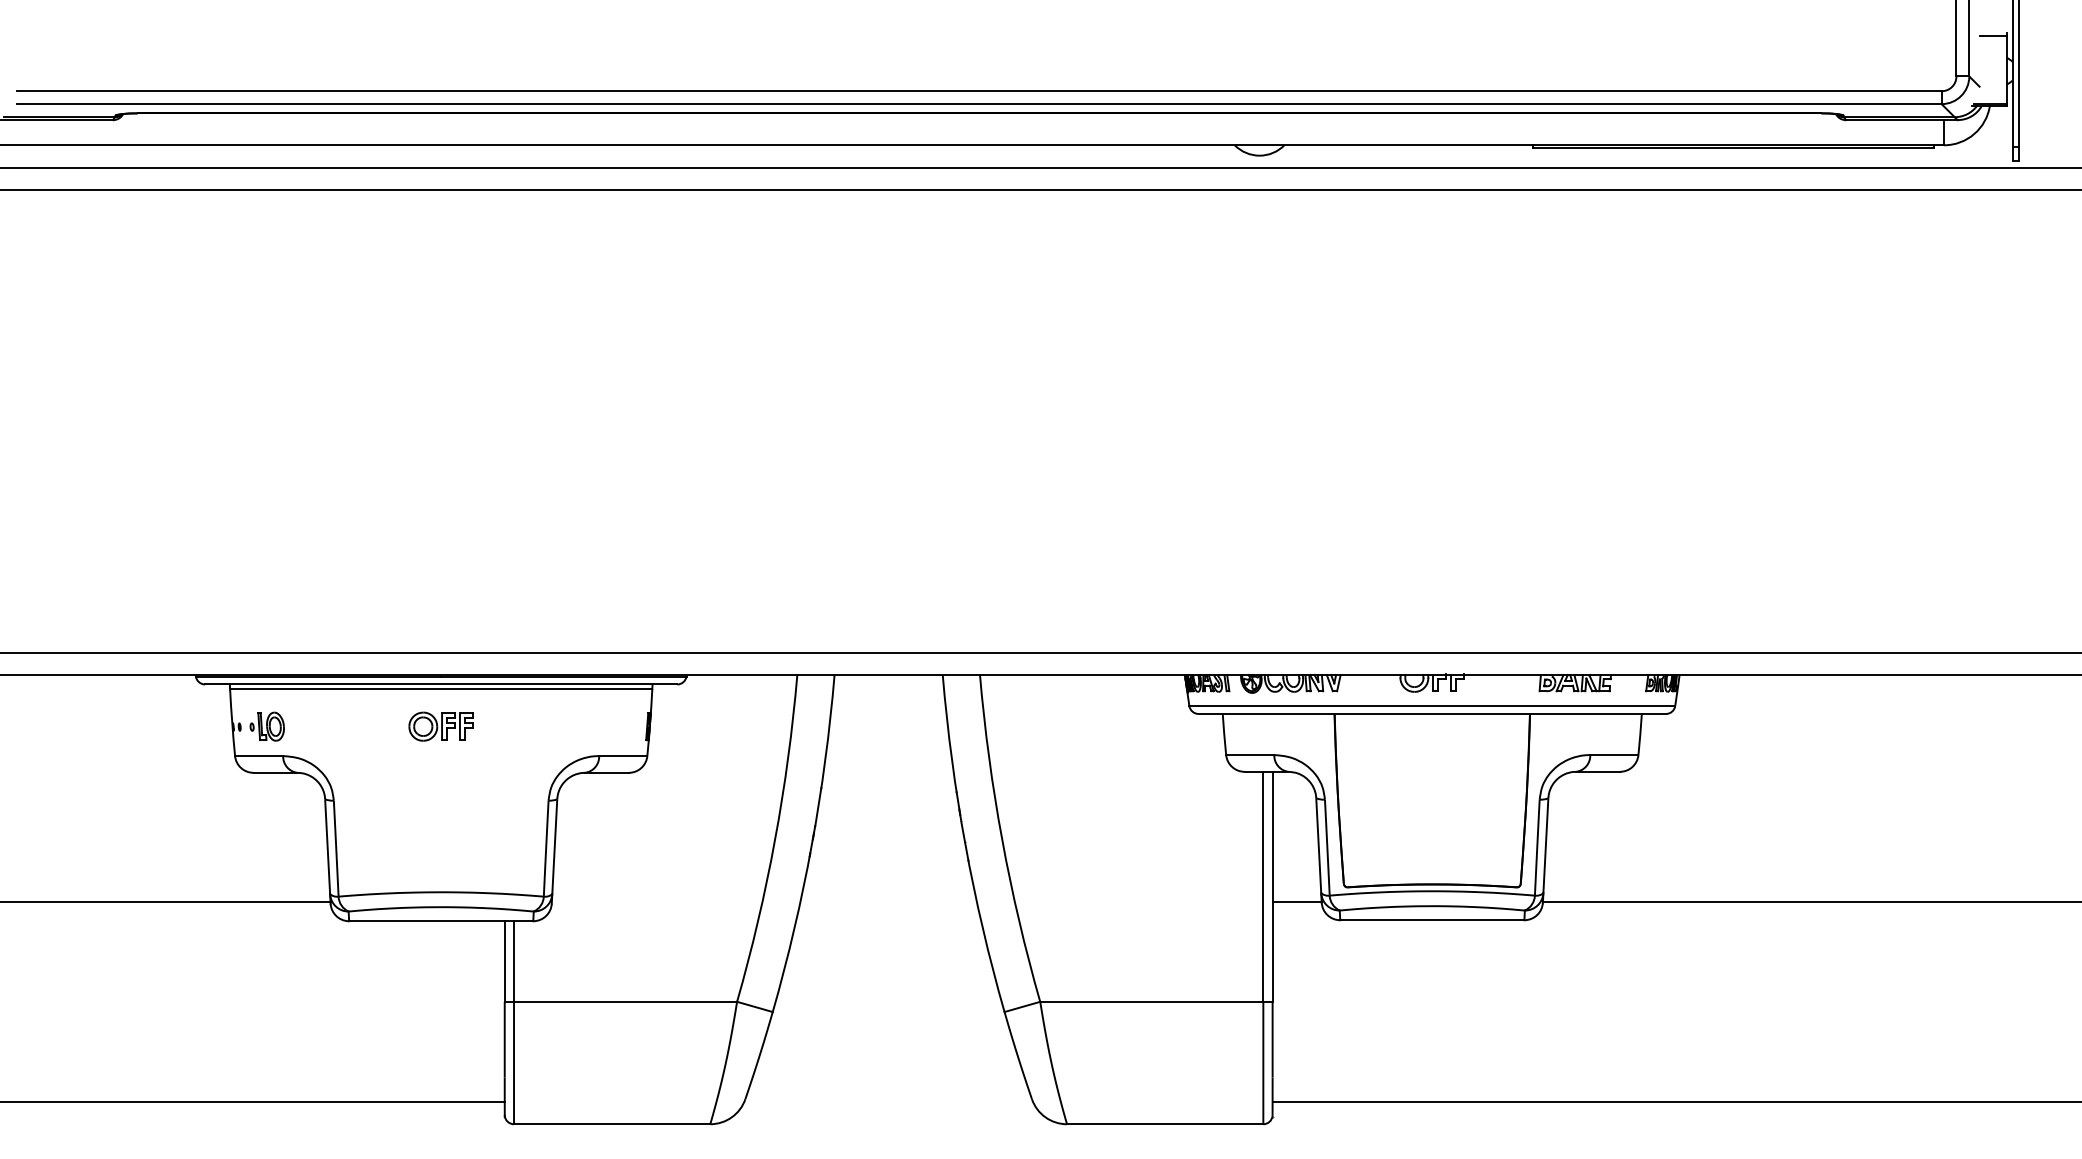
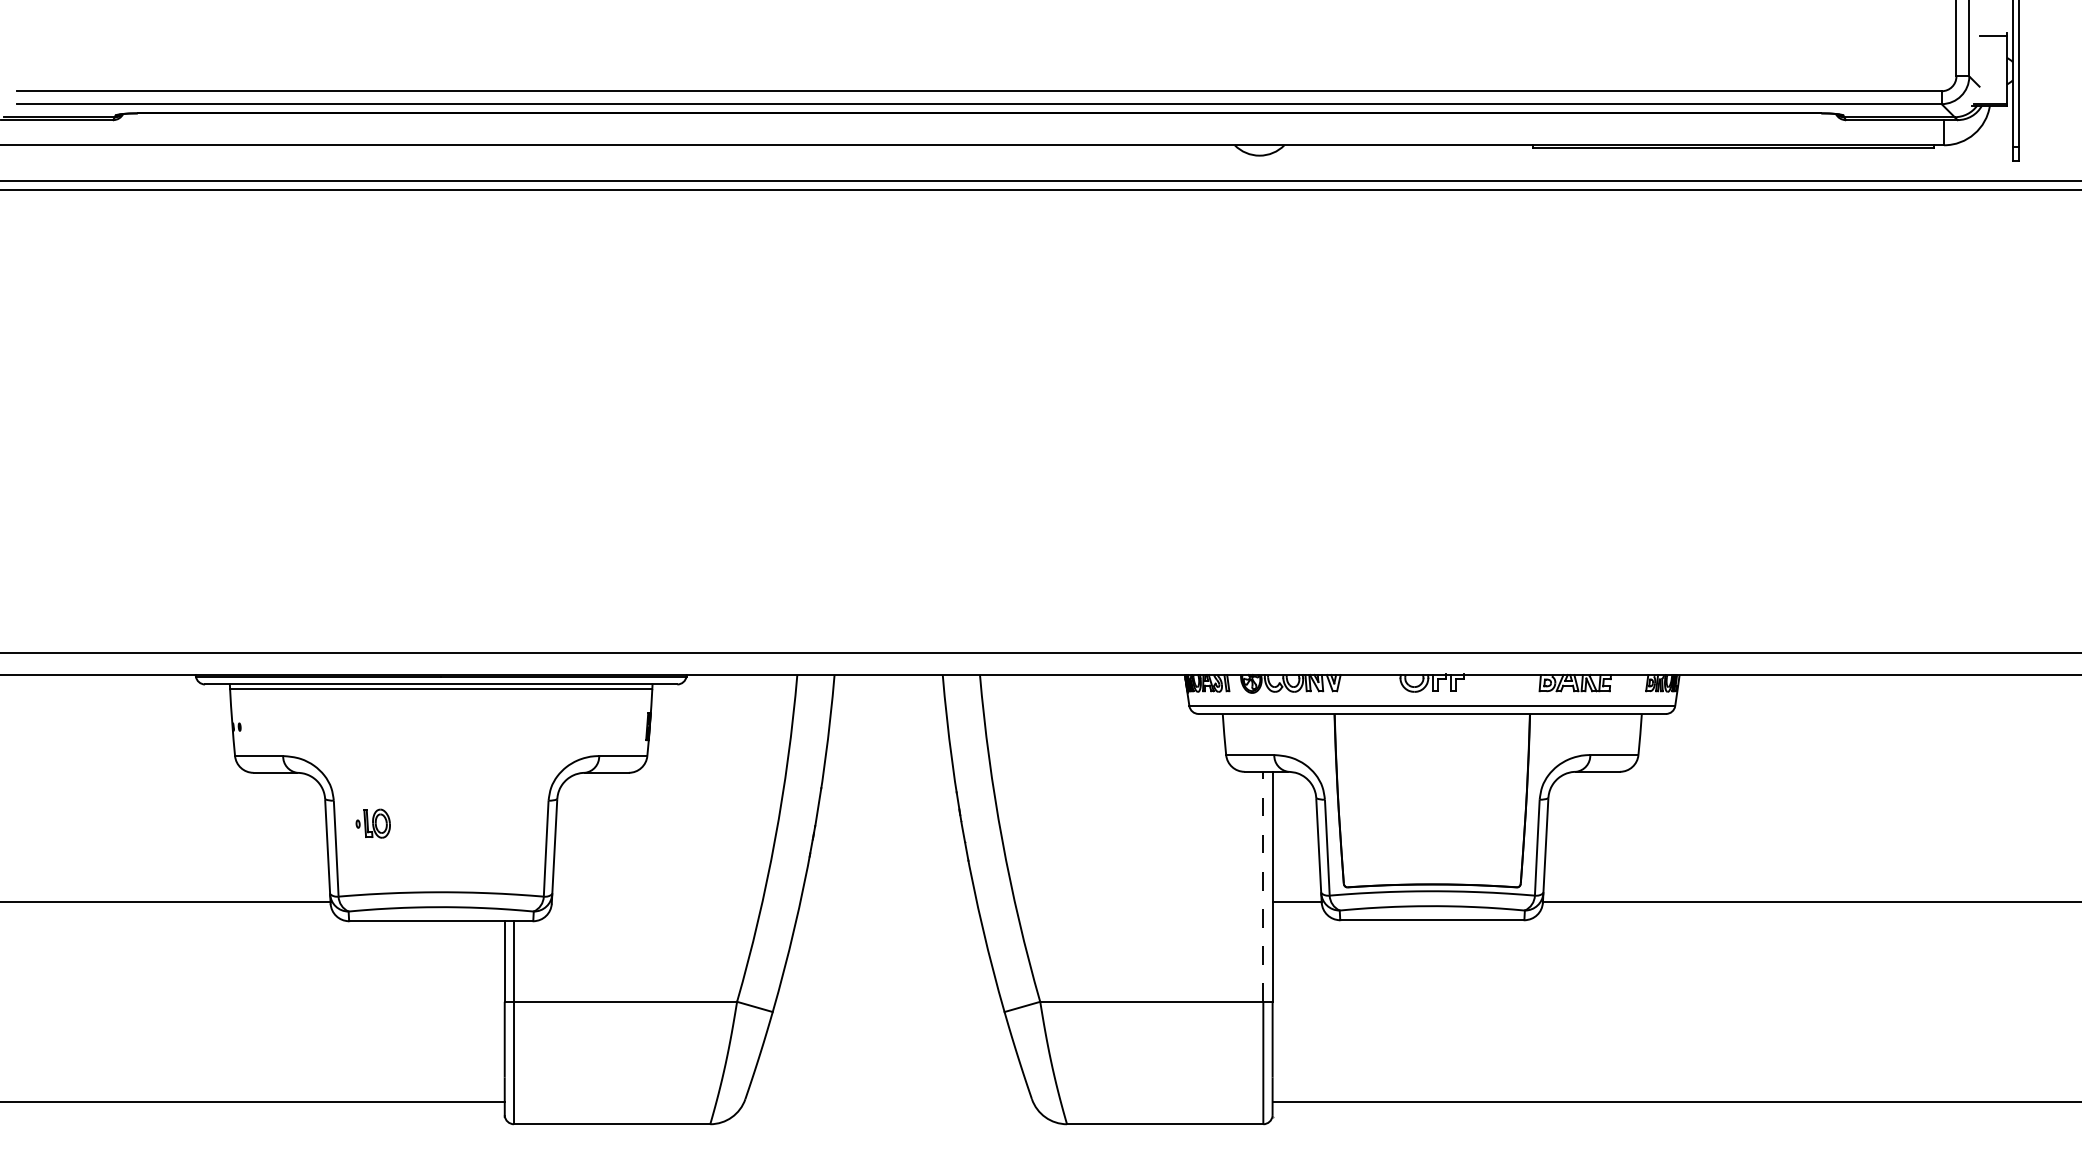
line position: (1040, 167) -> (1040, 180) (1040, 180)
part position: (266, 726) -> (372, 823) (372, 823)
part: present -> none (440, 726)
line: solid -> dashed (1263, 886)
